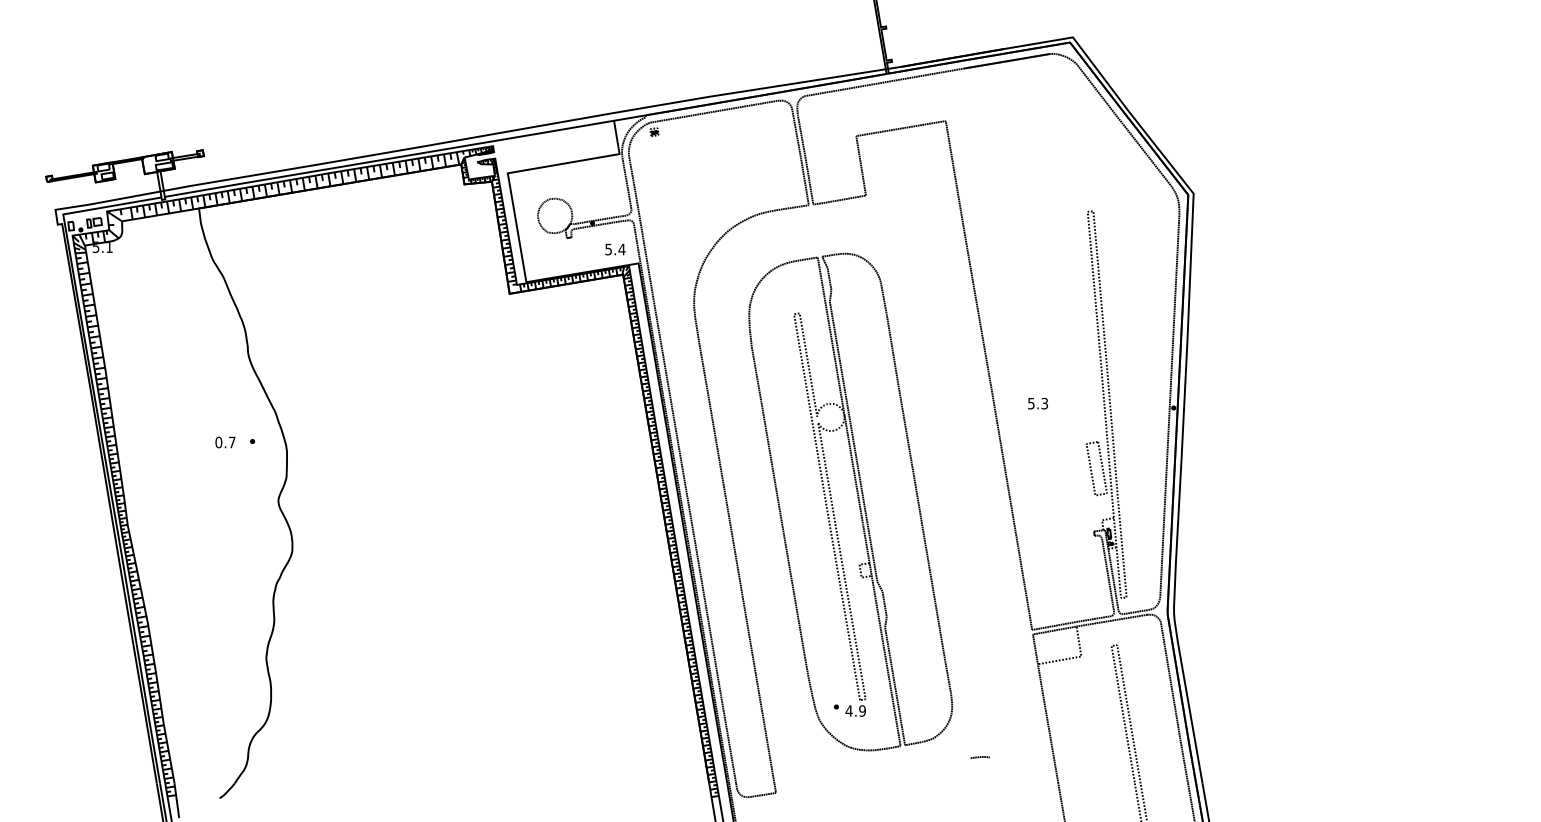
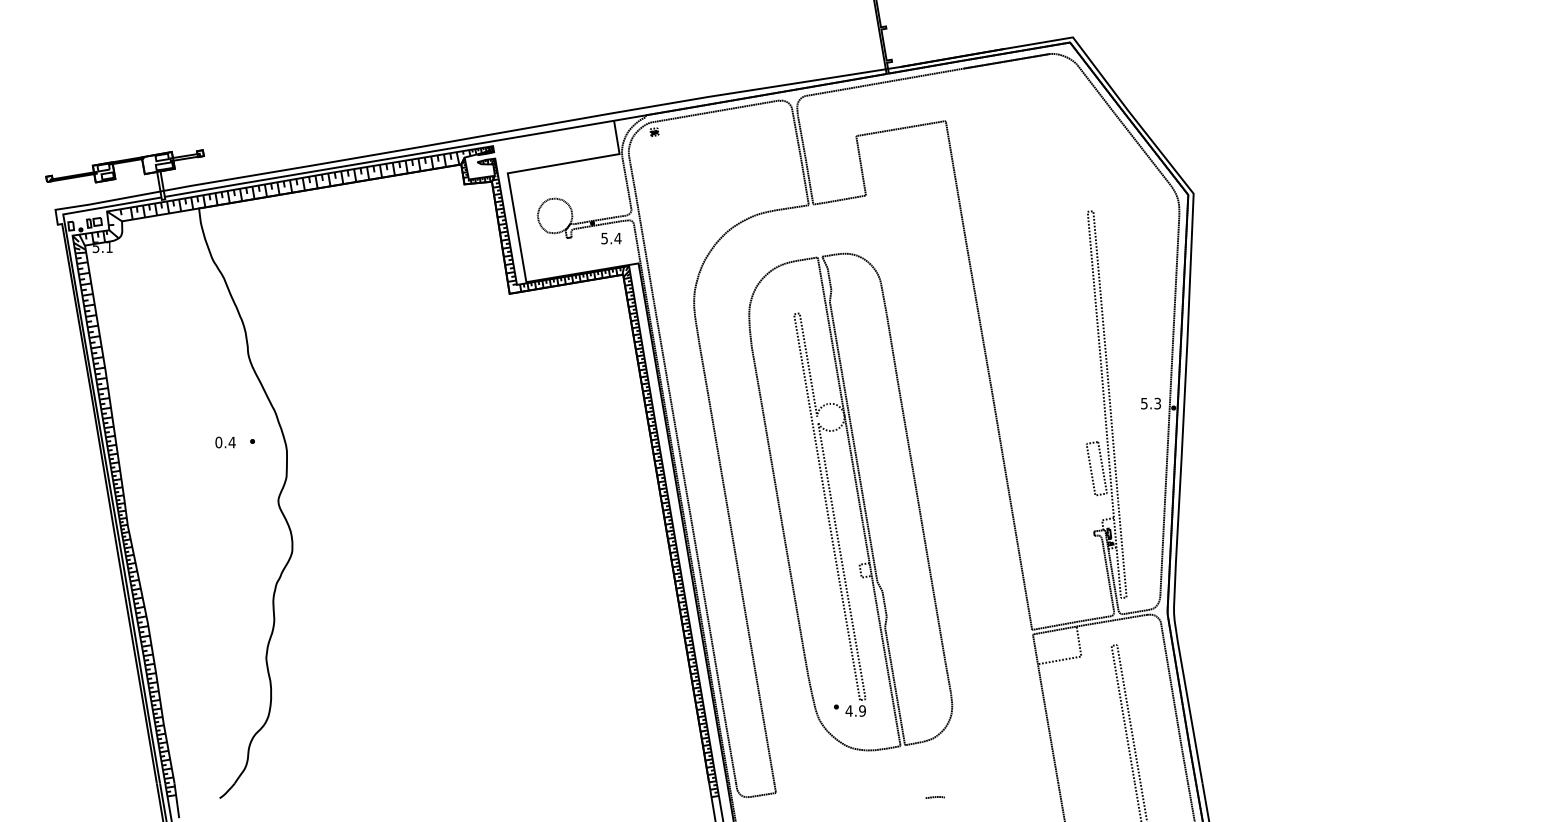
text position: (615, 249) -> (611, 238) (611, 238)
text position: (1037, 403) -> (1150, 403) (1150, 403)
text: 0.7 -> 0.4 (231, 442)
line position: (979, 757) -> (934, 797) (934, 797)
